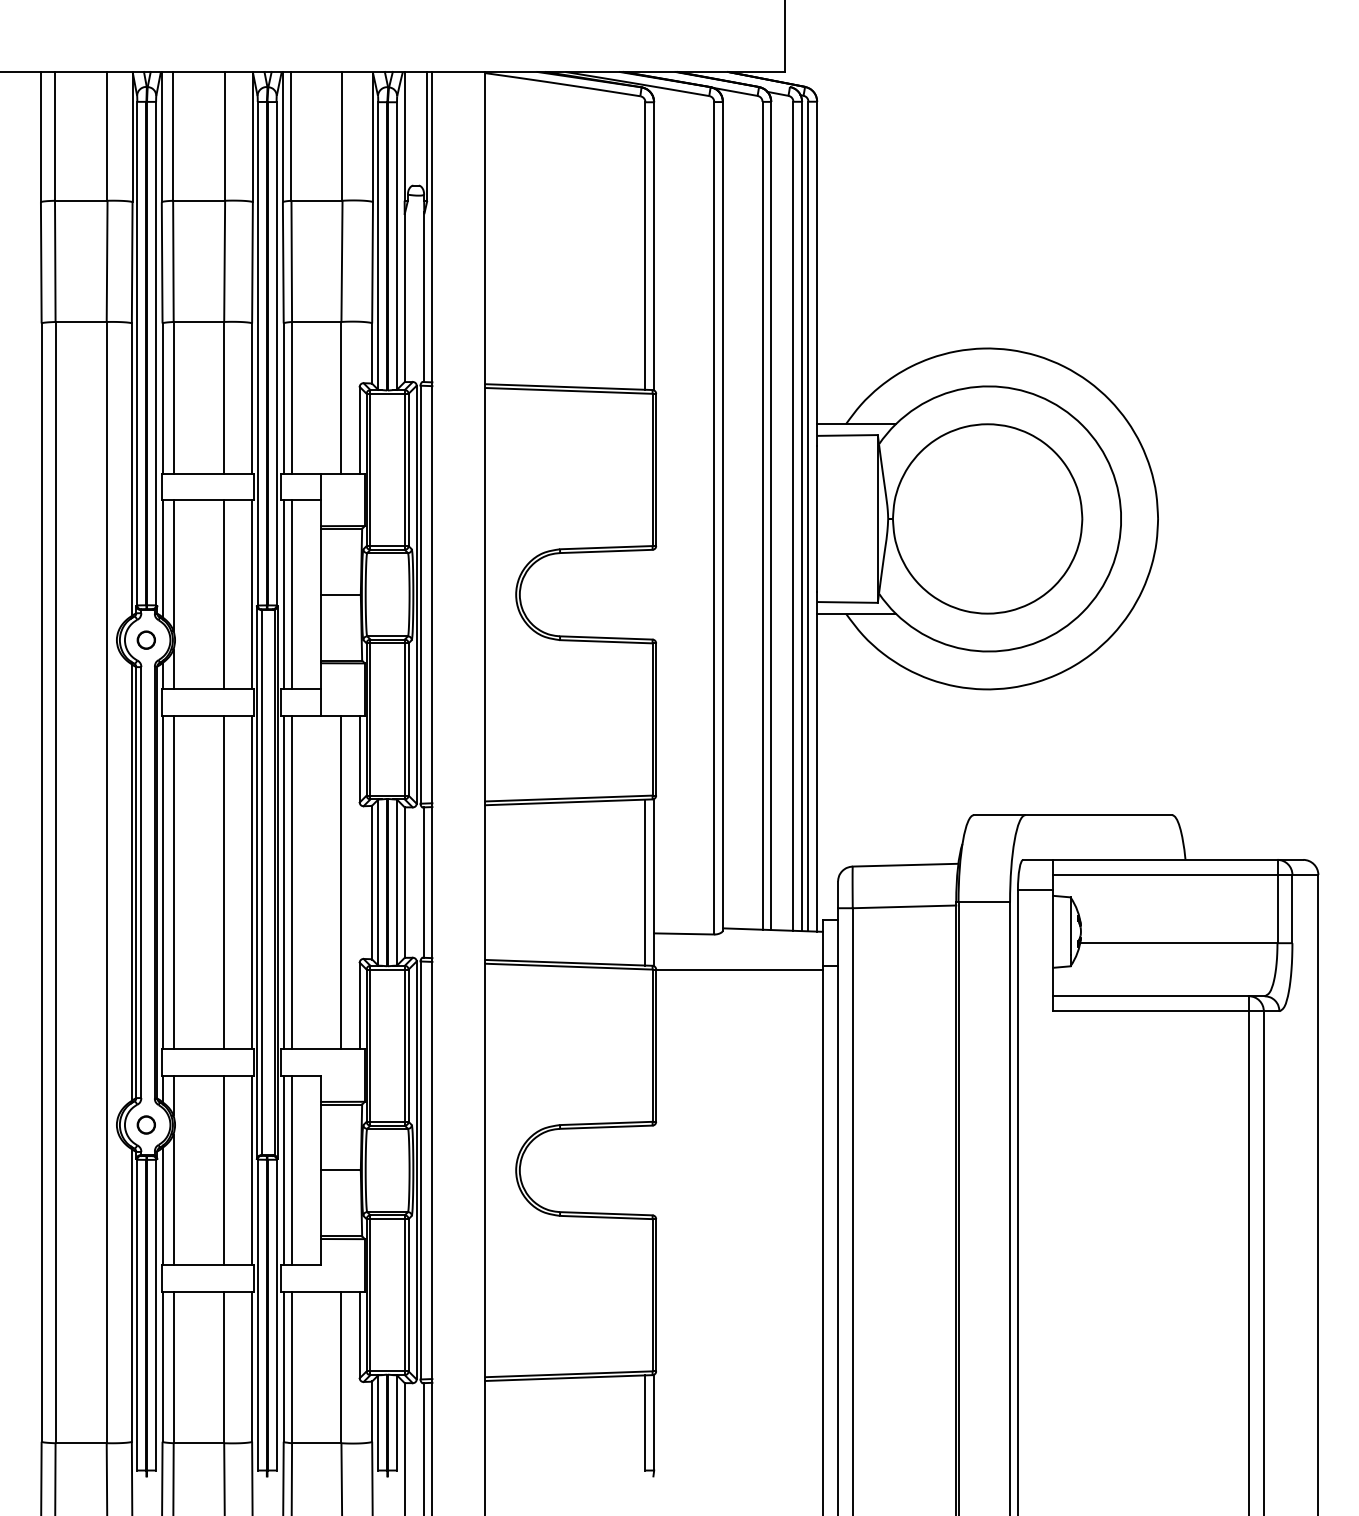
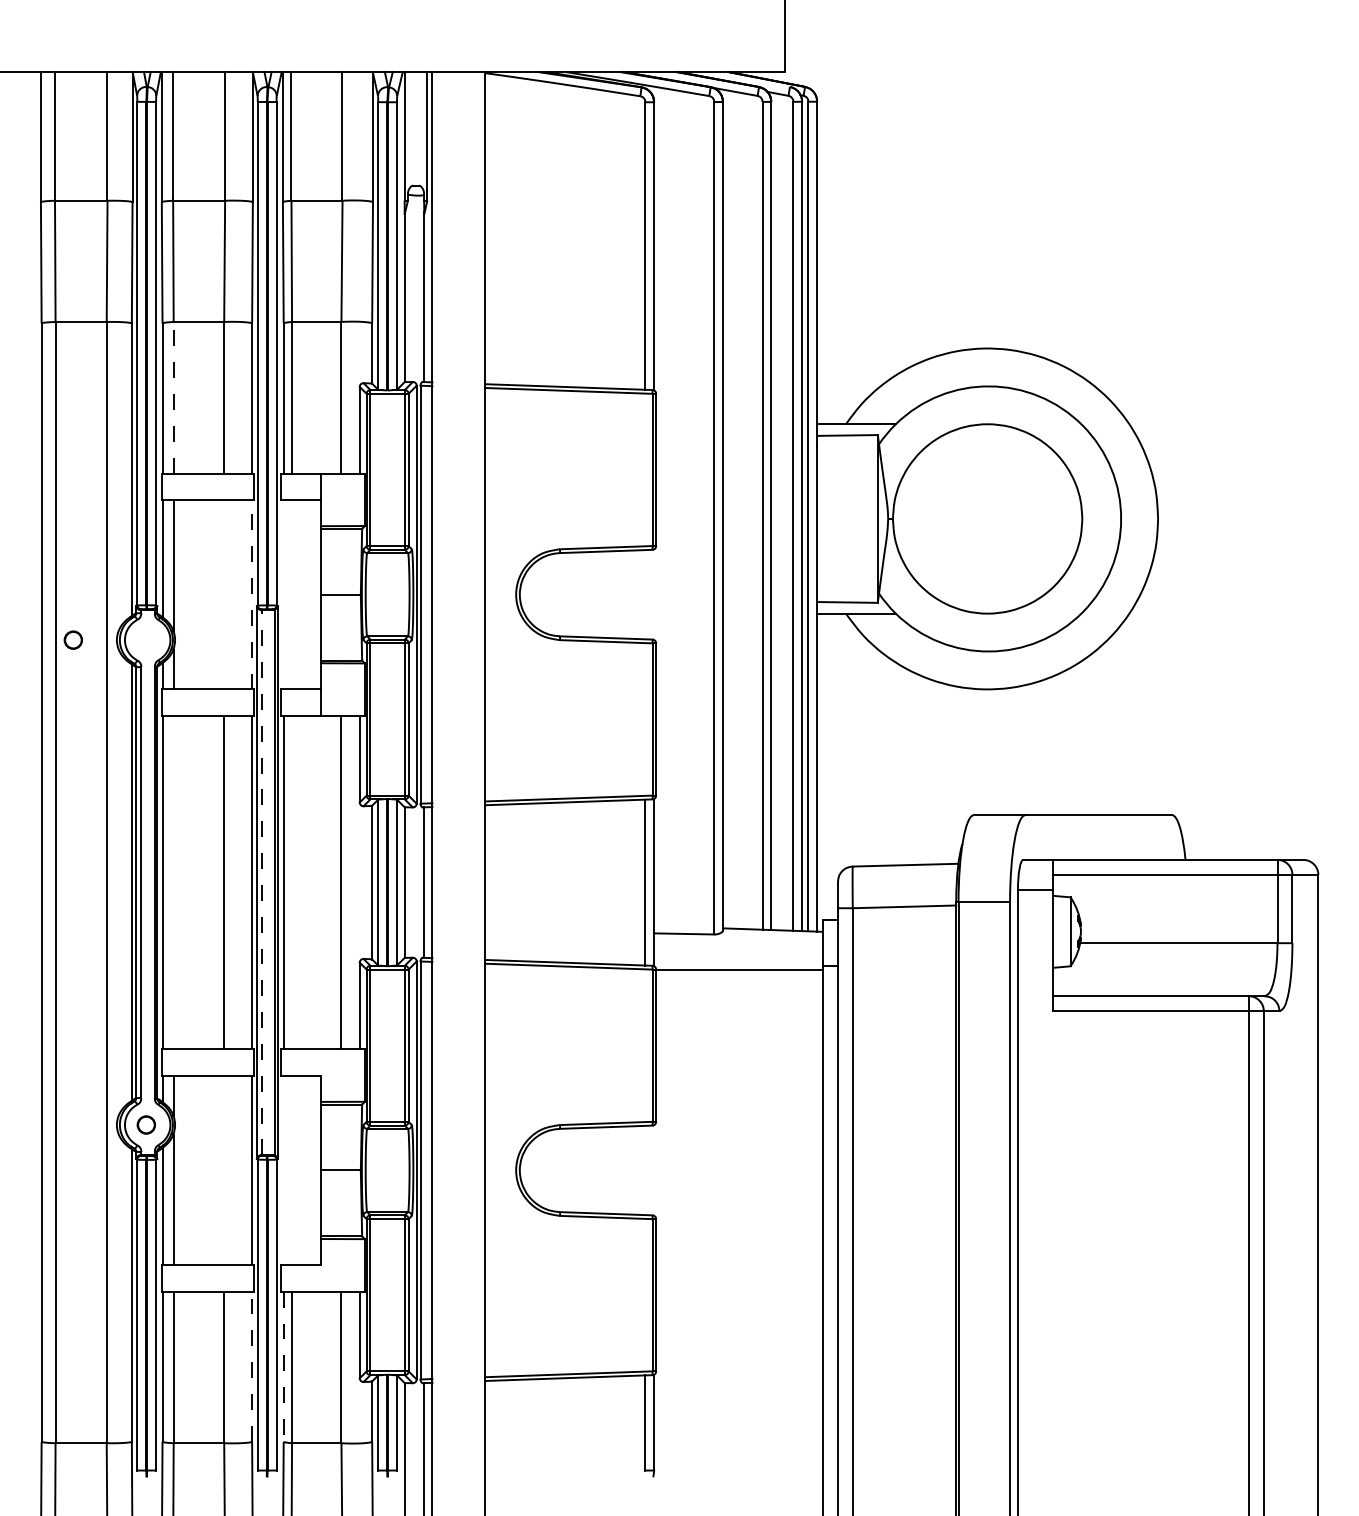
line: solid -> dashed (173, 397)
line: present -> none (224, 594)
line: solid -> dashed (252, 594)
line: present -> none (283, 594)
line: present -> none (291, 594)
circle position: (145, 639) -> (72, 639) (72, 639)
line: present -> none (173, 882)
line: solid -> dashed (262, 882)
line: present -> none (291, 882)
line: present -> none (224, 1170)
line: present -> none (283, 1170)
line: present -> none (291, 1170)
line: solid -> dashed (252, 1366)
line: solid -> dashed (283, 1367)
